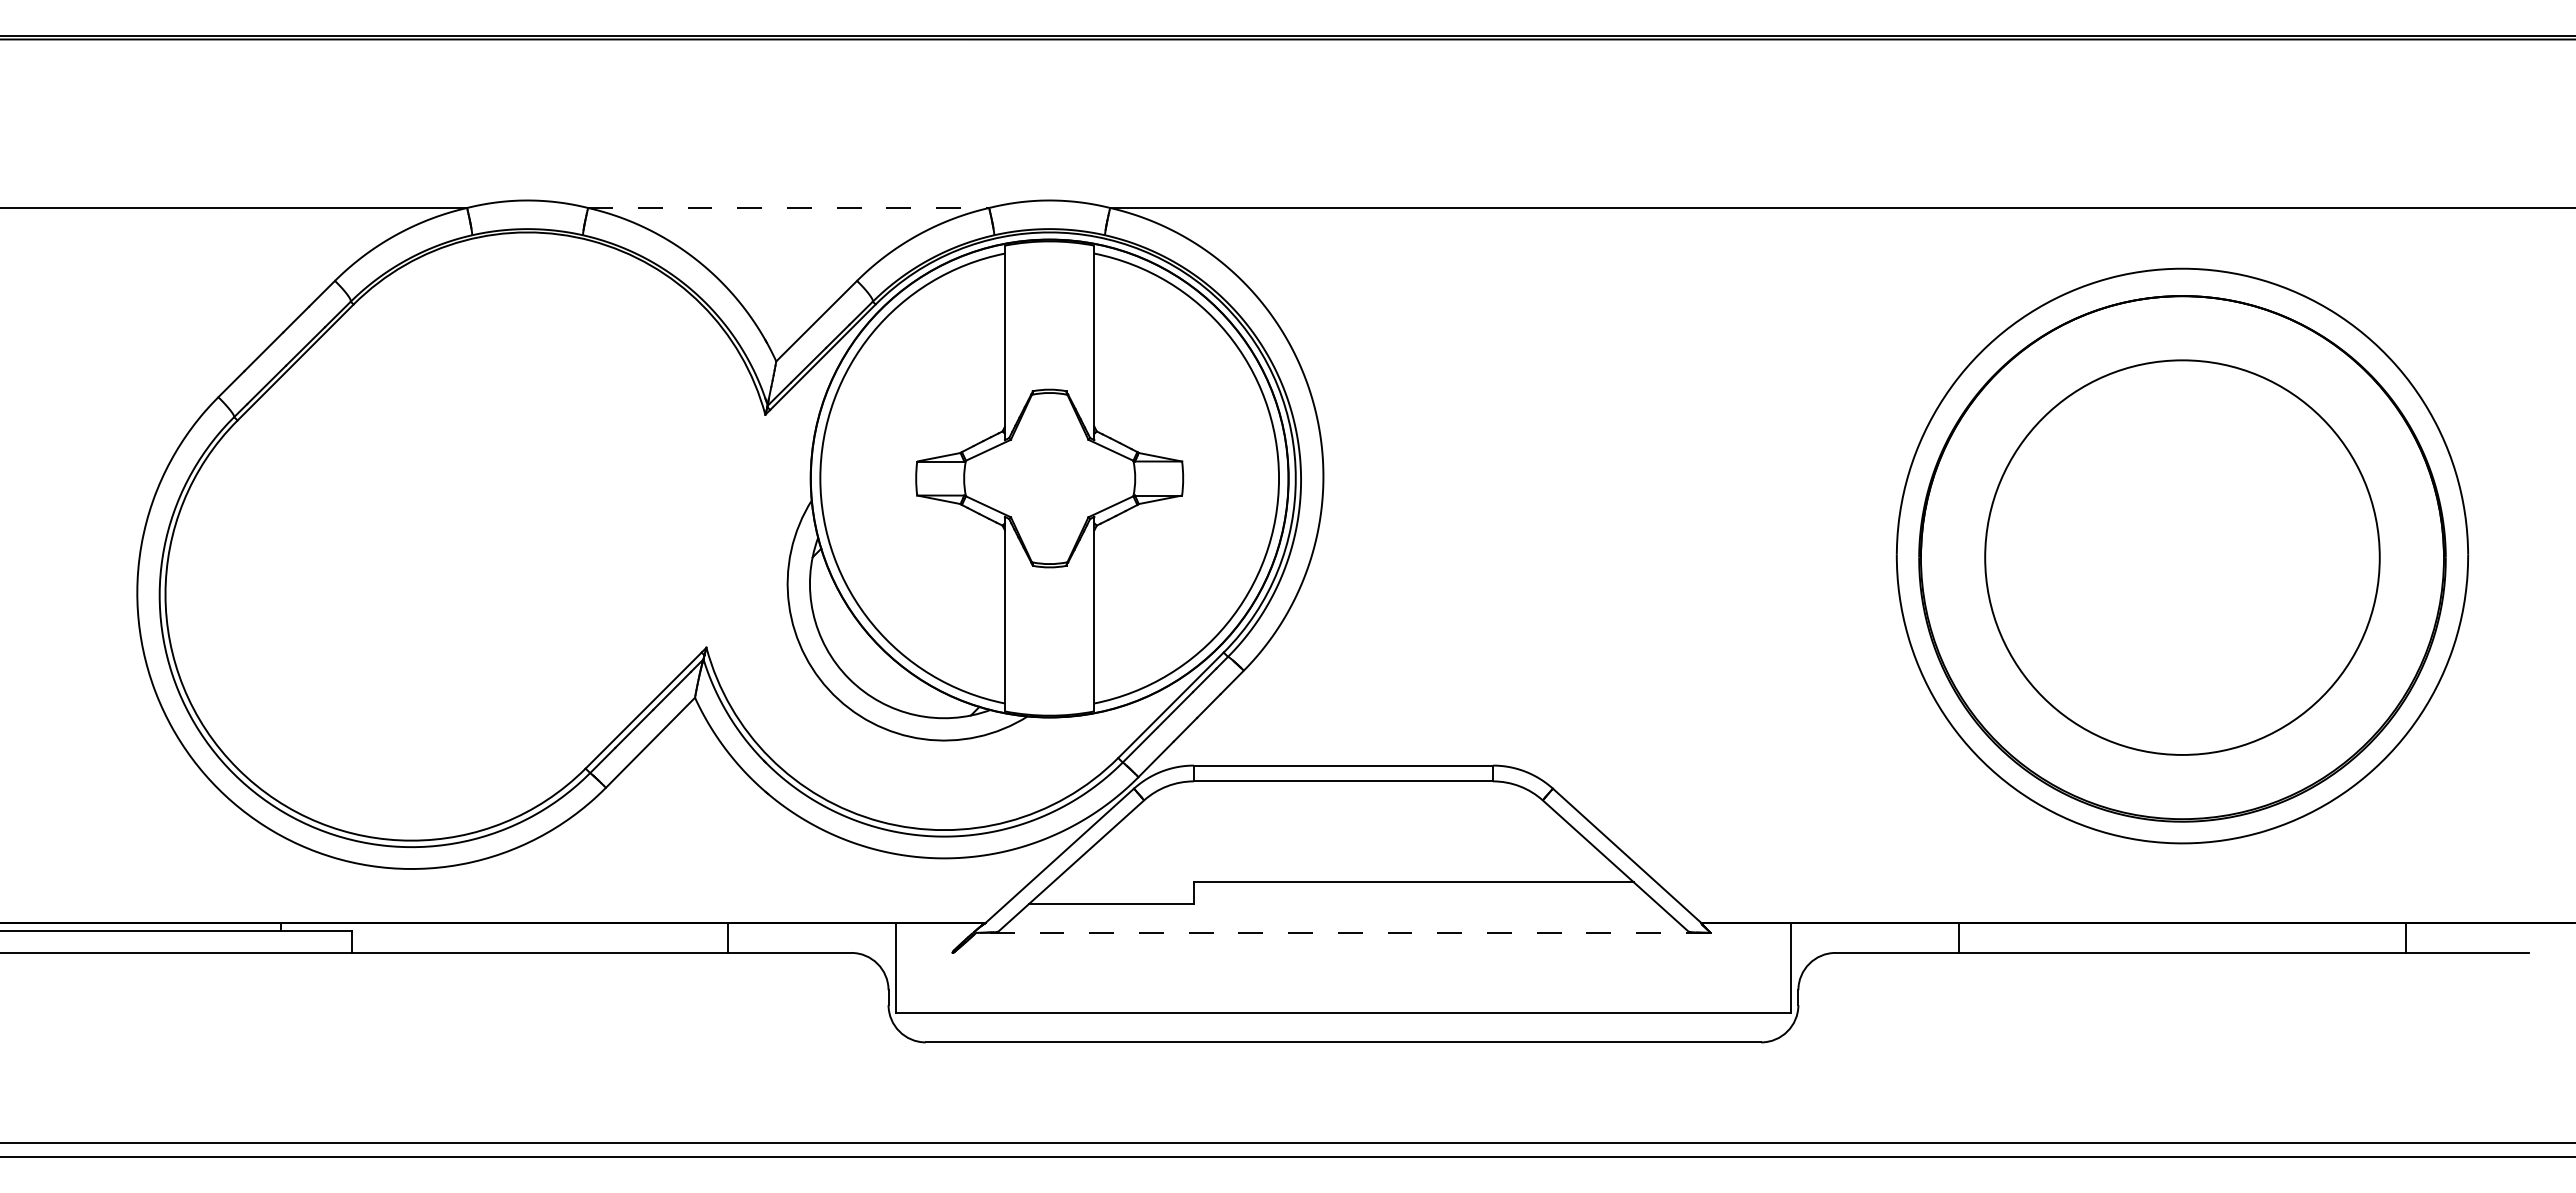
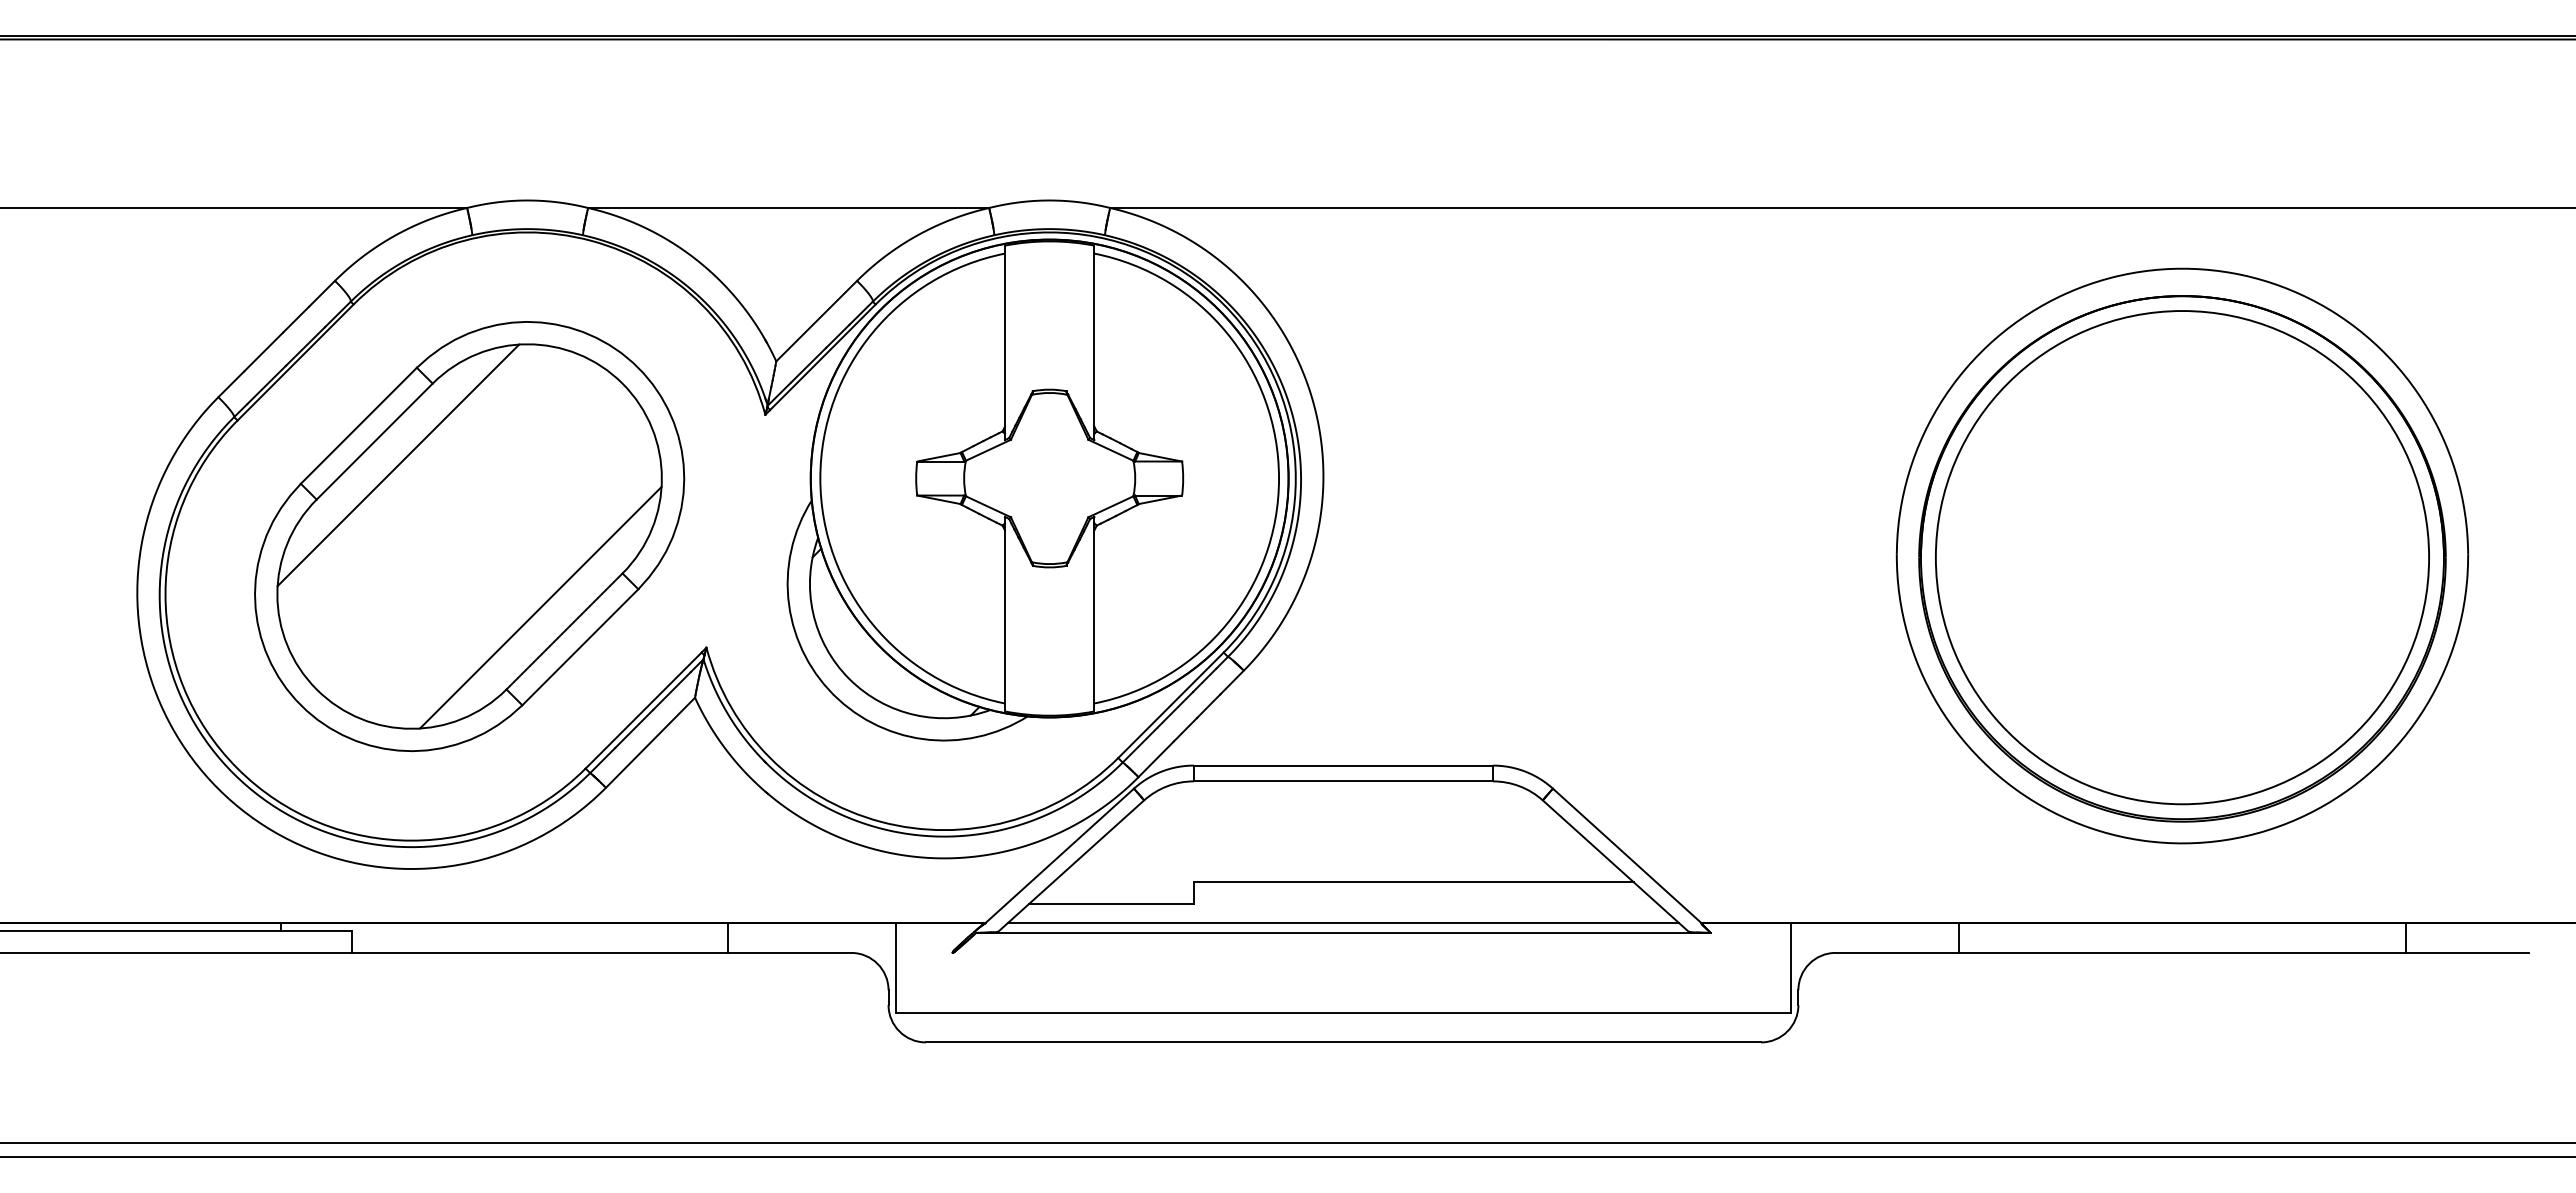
line: dashed -> solid (788, 208)
part: none -> present (469, 536)
circle diameter: 395 px -> 493 px (2182, 557)
line: none -> present (1343, 923)
line: dashed -> solid (1342, 932)
